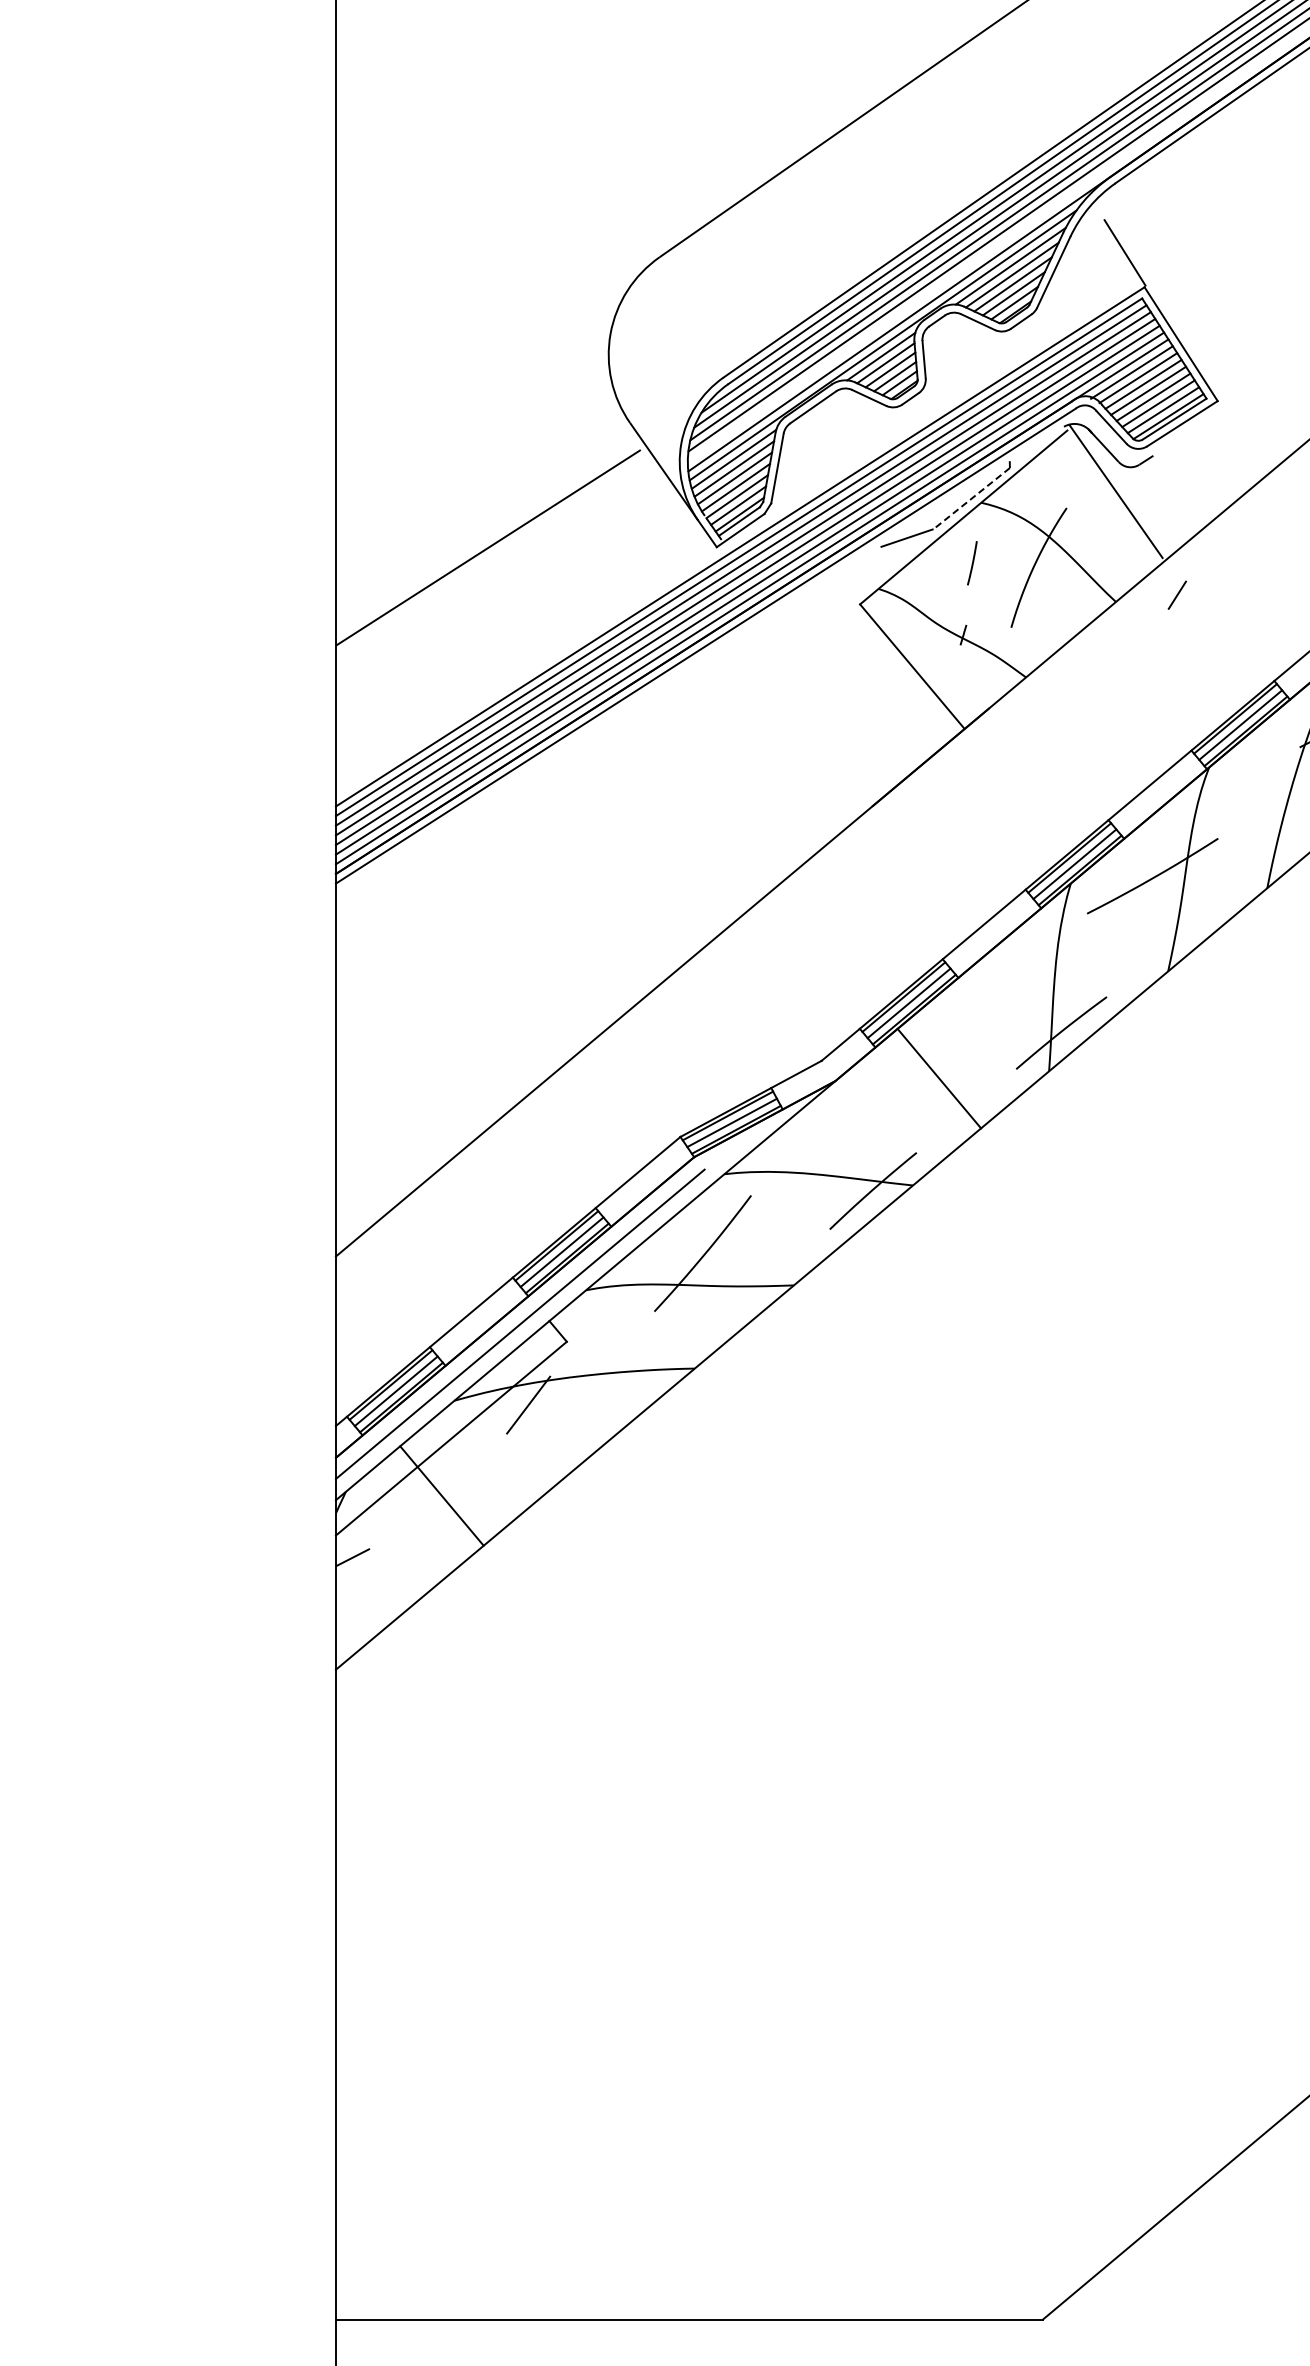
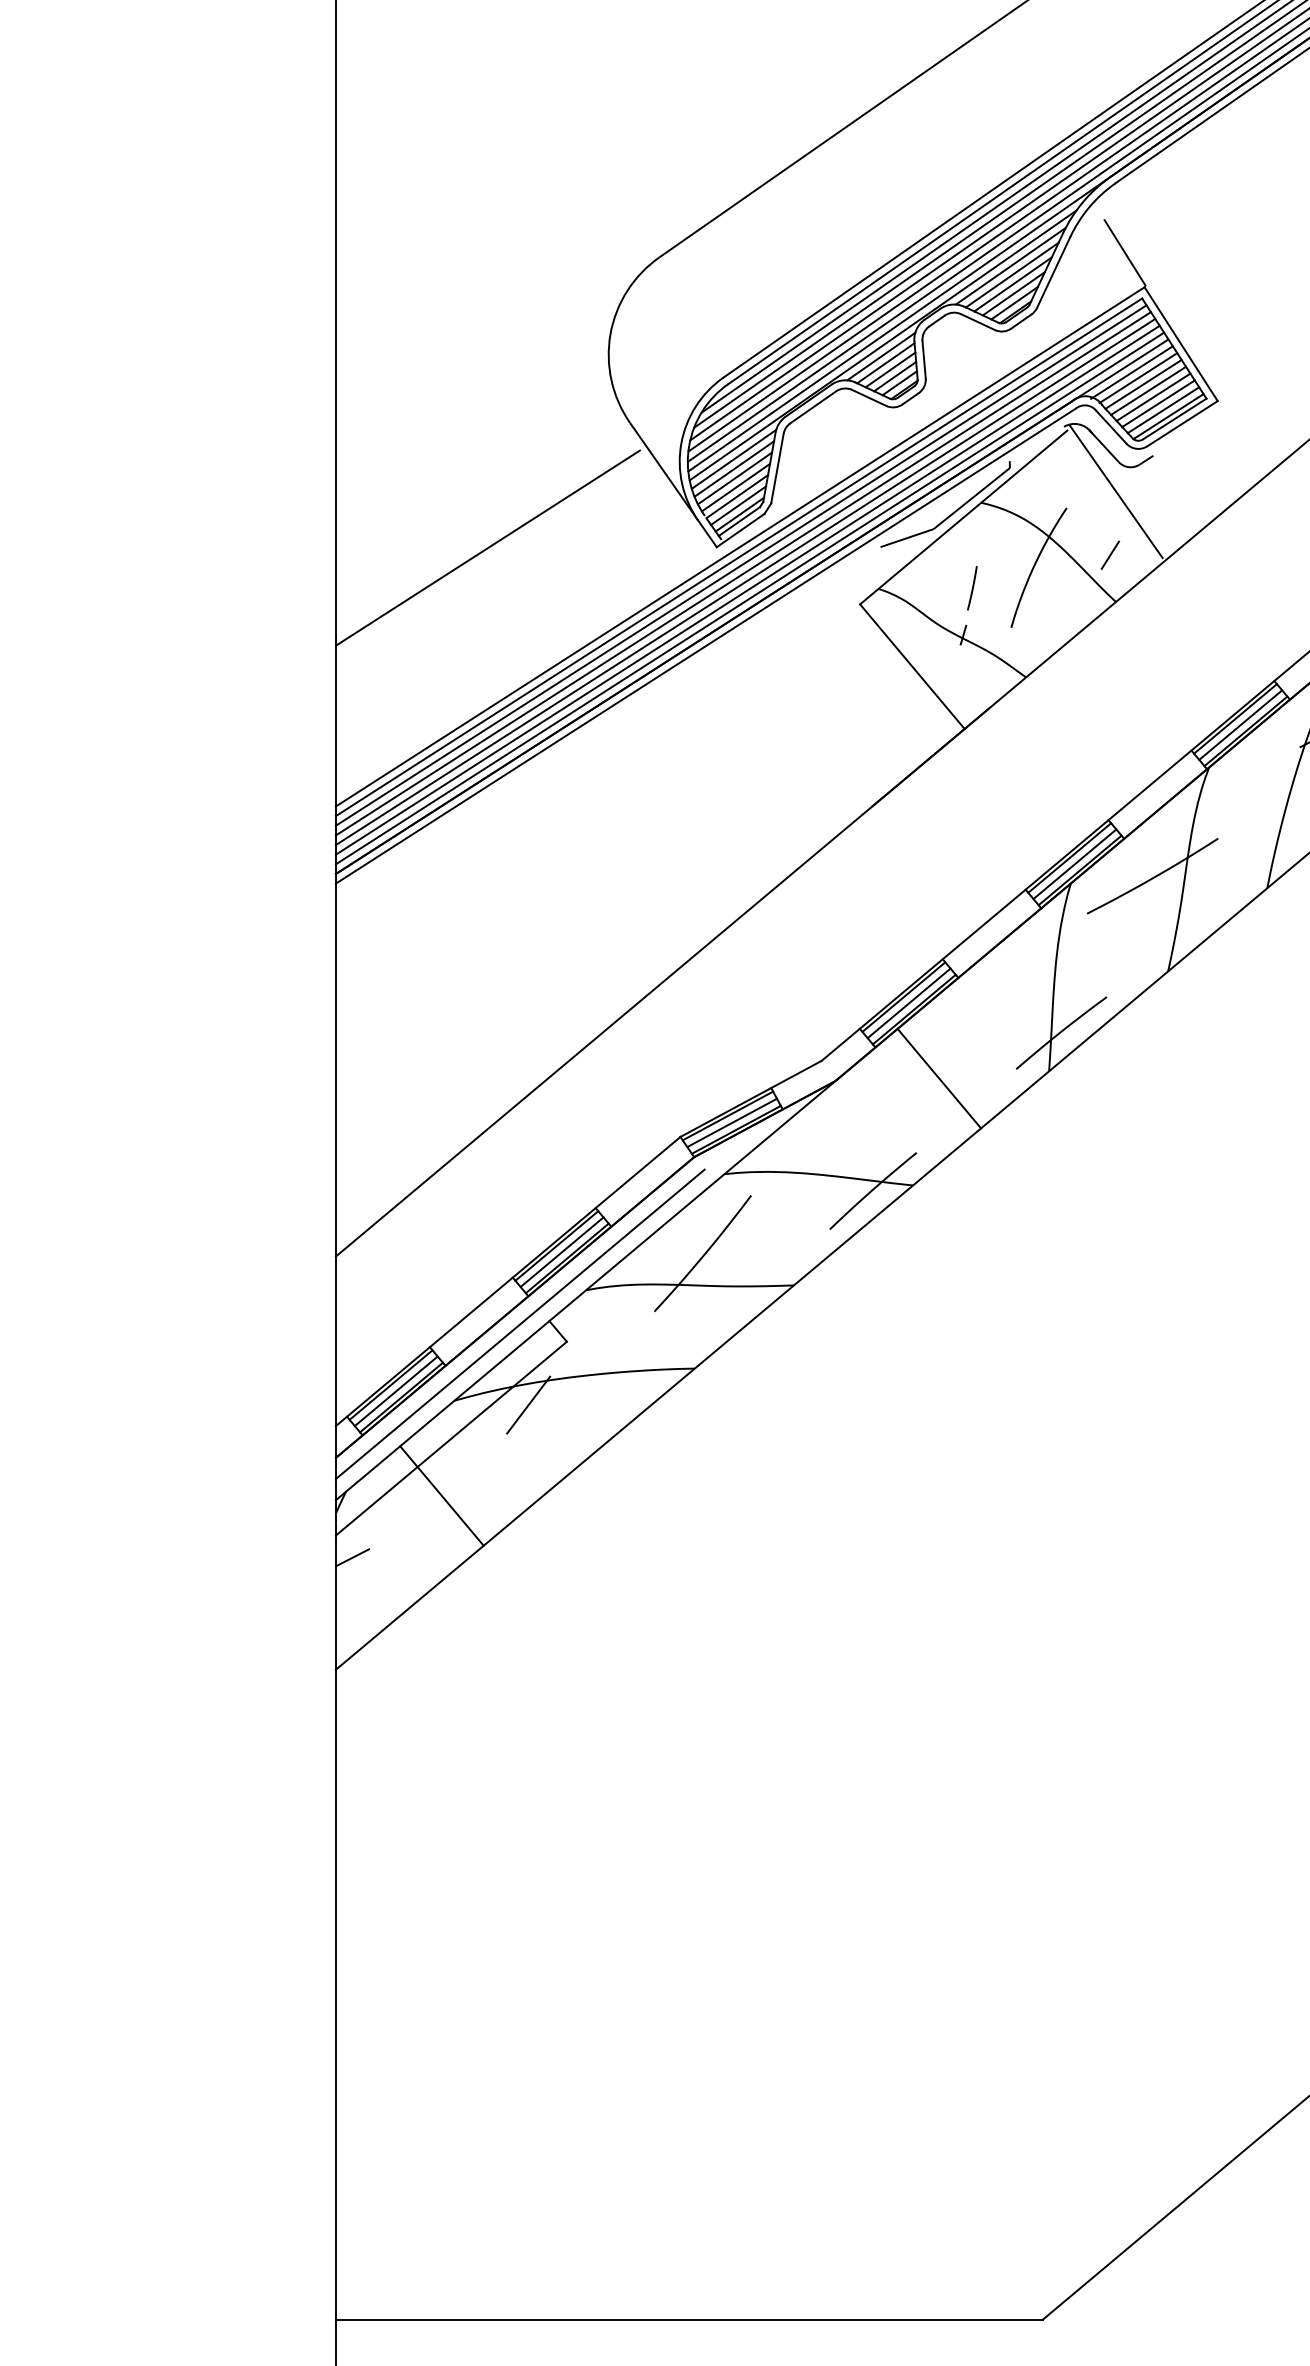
line: none -> present (996, 245)
line: dashed -> solid (971, 498)
line position: (972, 563) -> (972, 588) (972, 588)
line position: (1176, 594) -> (1109, 554) (1109, 554)
